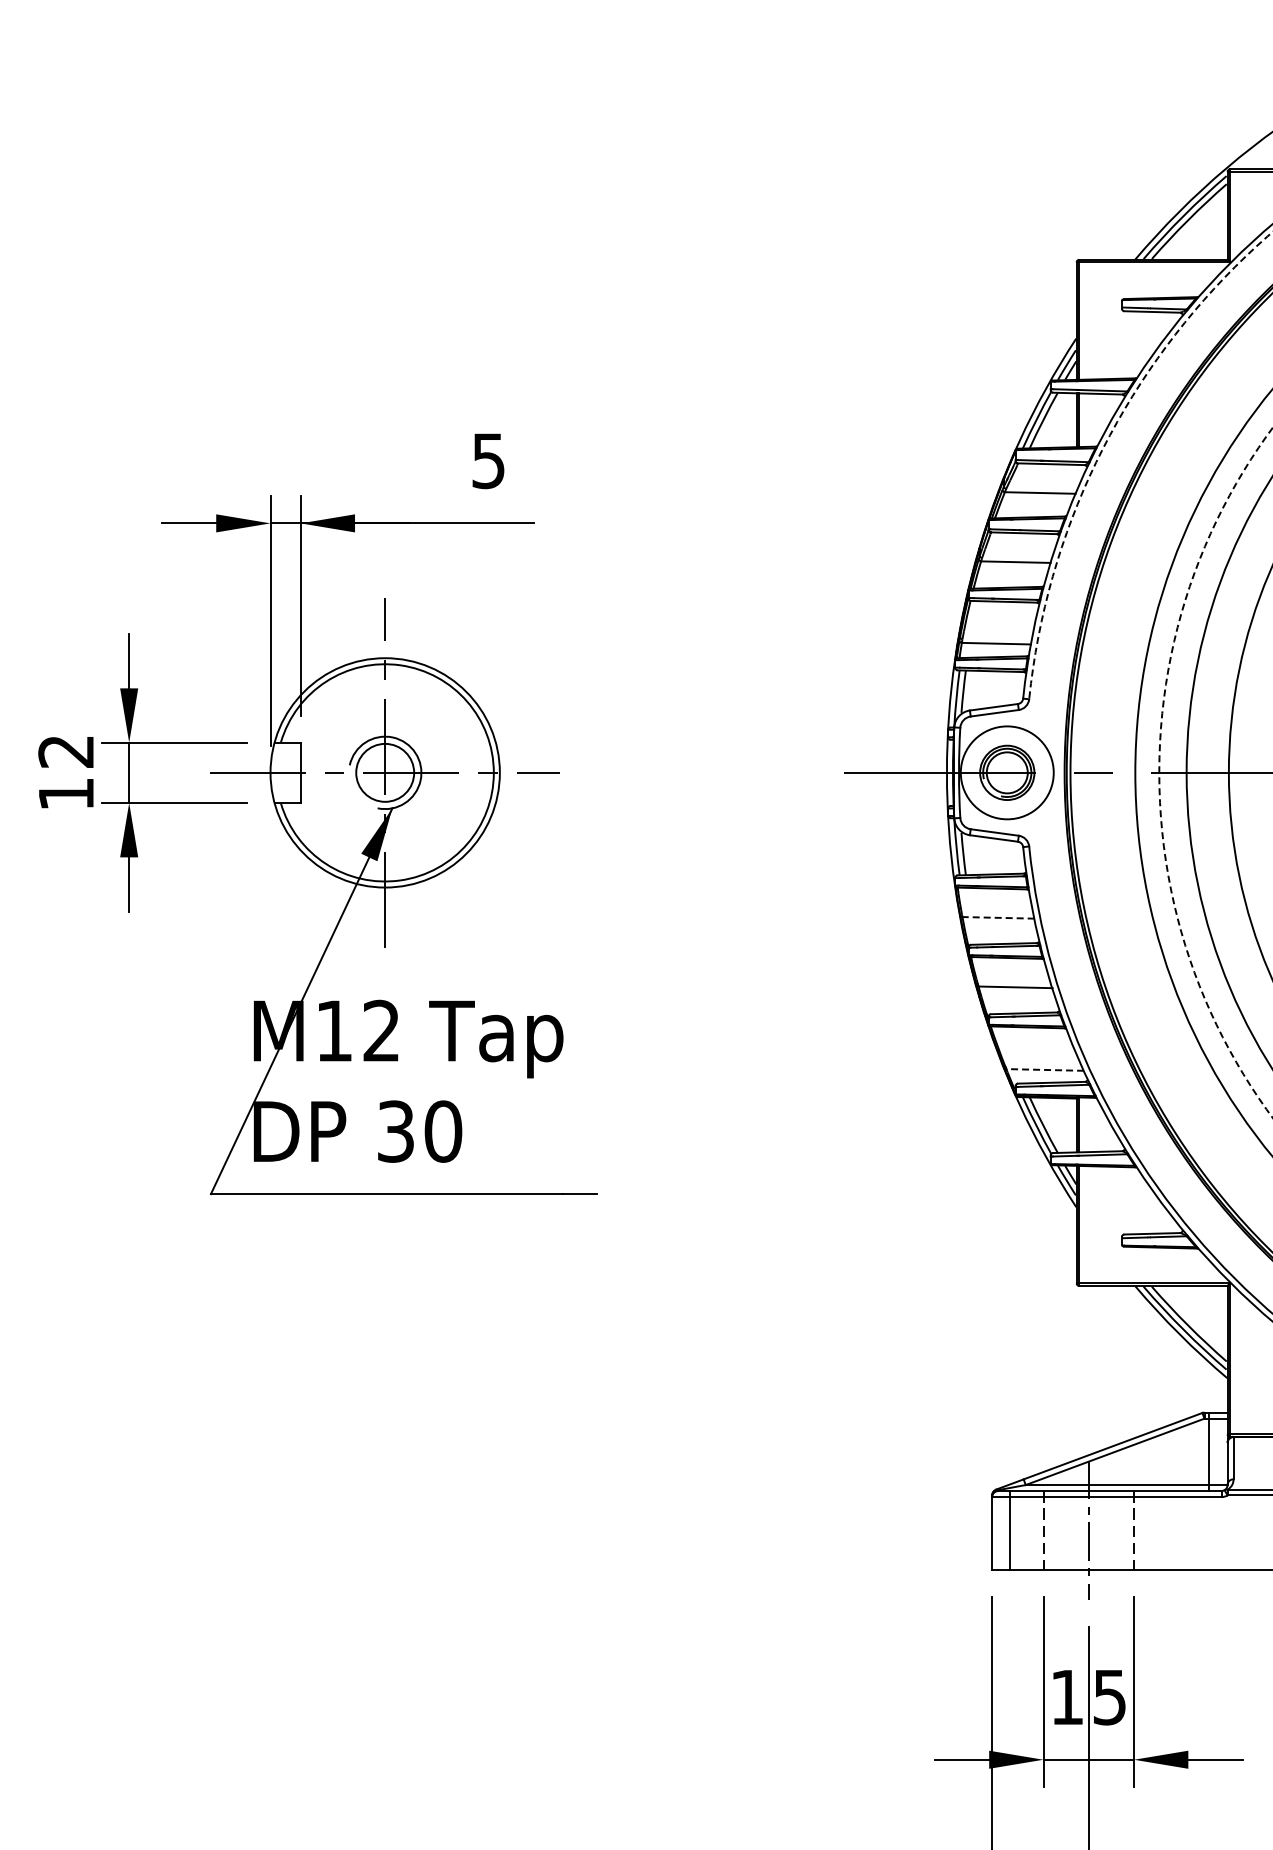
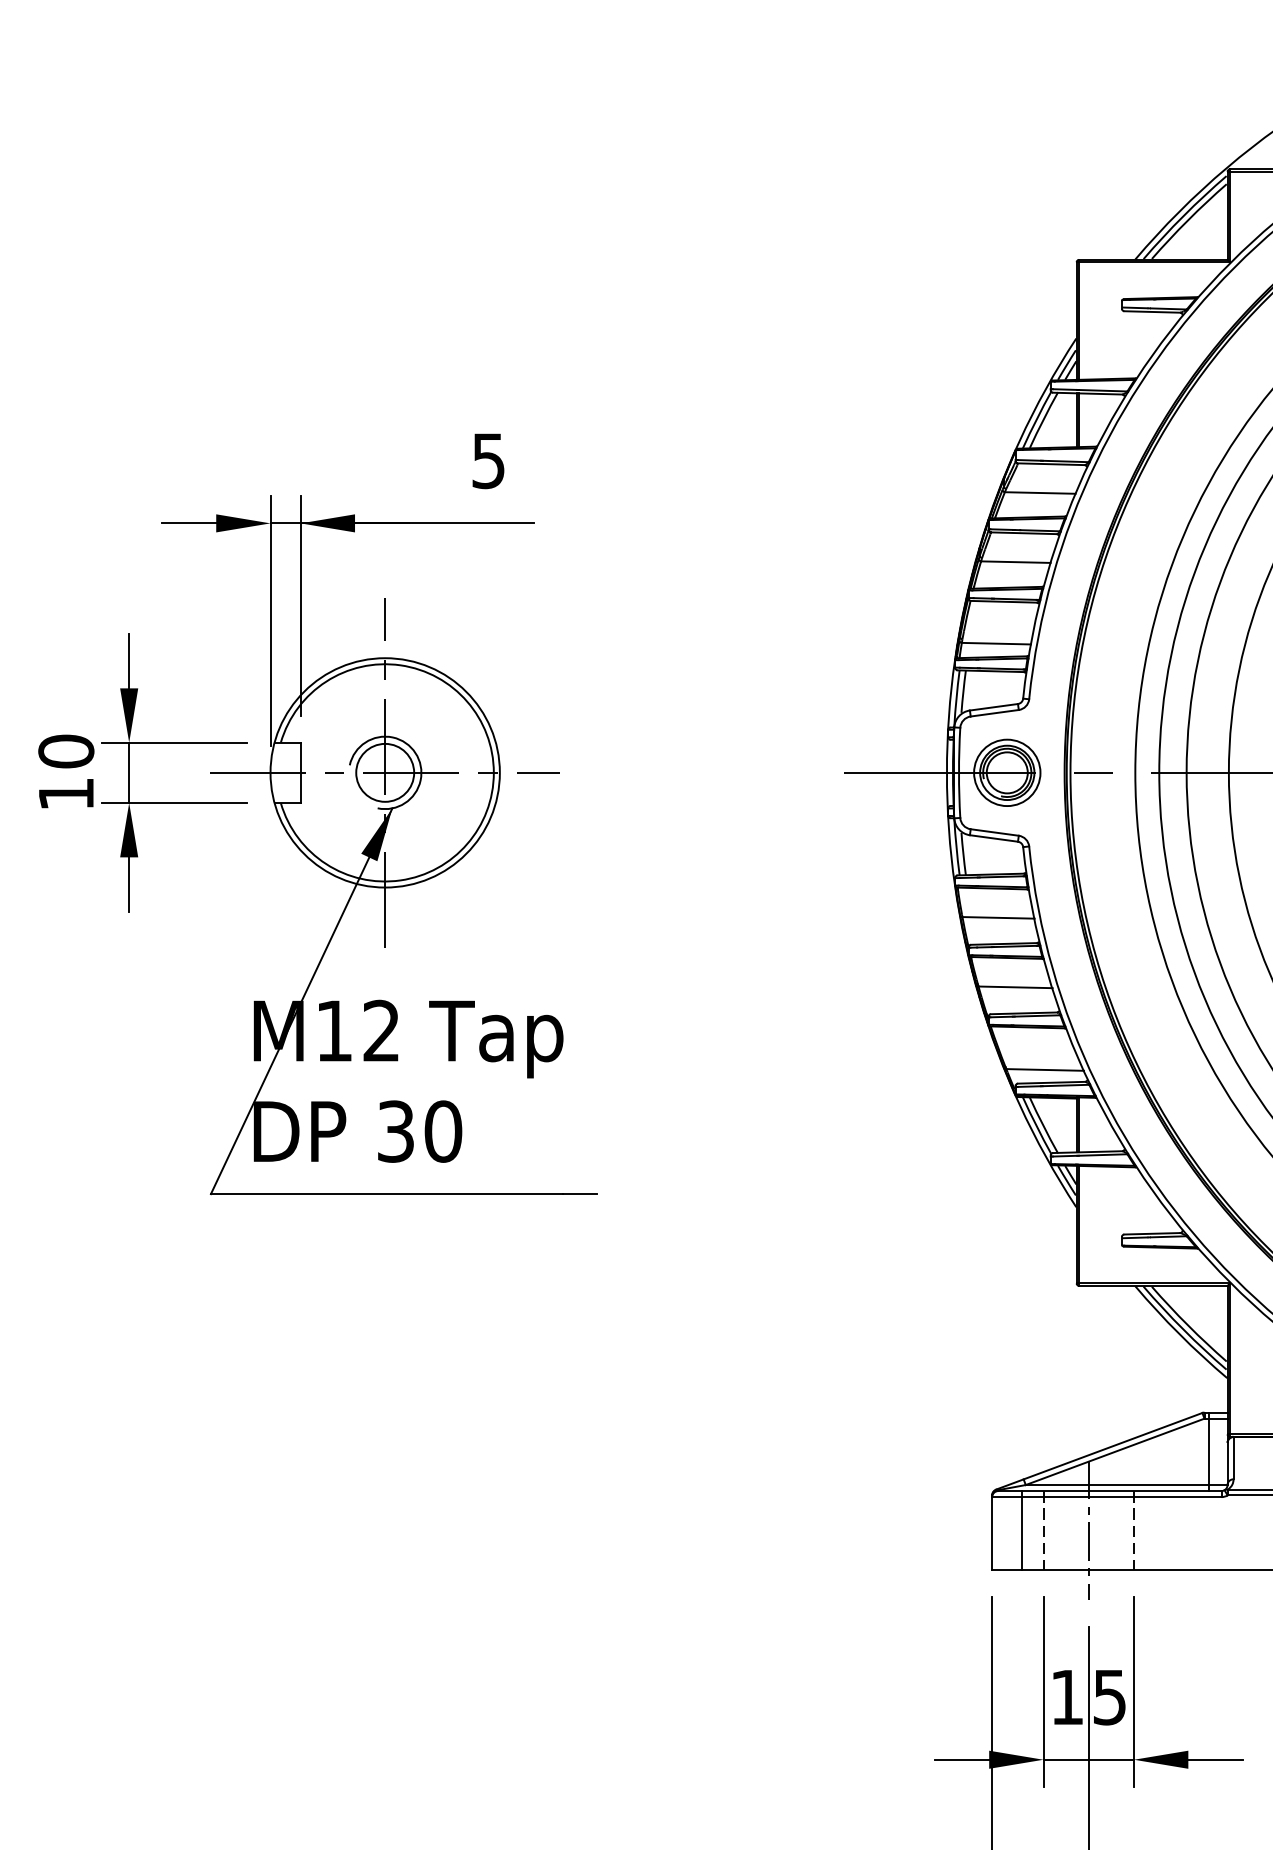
arc: dashed -> solid (1106, 442)
text: 12 -> 10 (66, 751)
circle diameter: 93 px -> 66 px (1007, 772)
circle: dashed -> solid (1215, 772)
line: dashed -> solid (998, 917)
line: dashed -> solid (1045, 1069)
line position: (1010, 1530) -> (1022, 1530) (1022, 1530)
